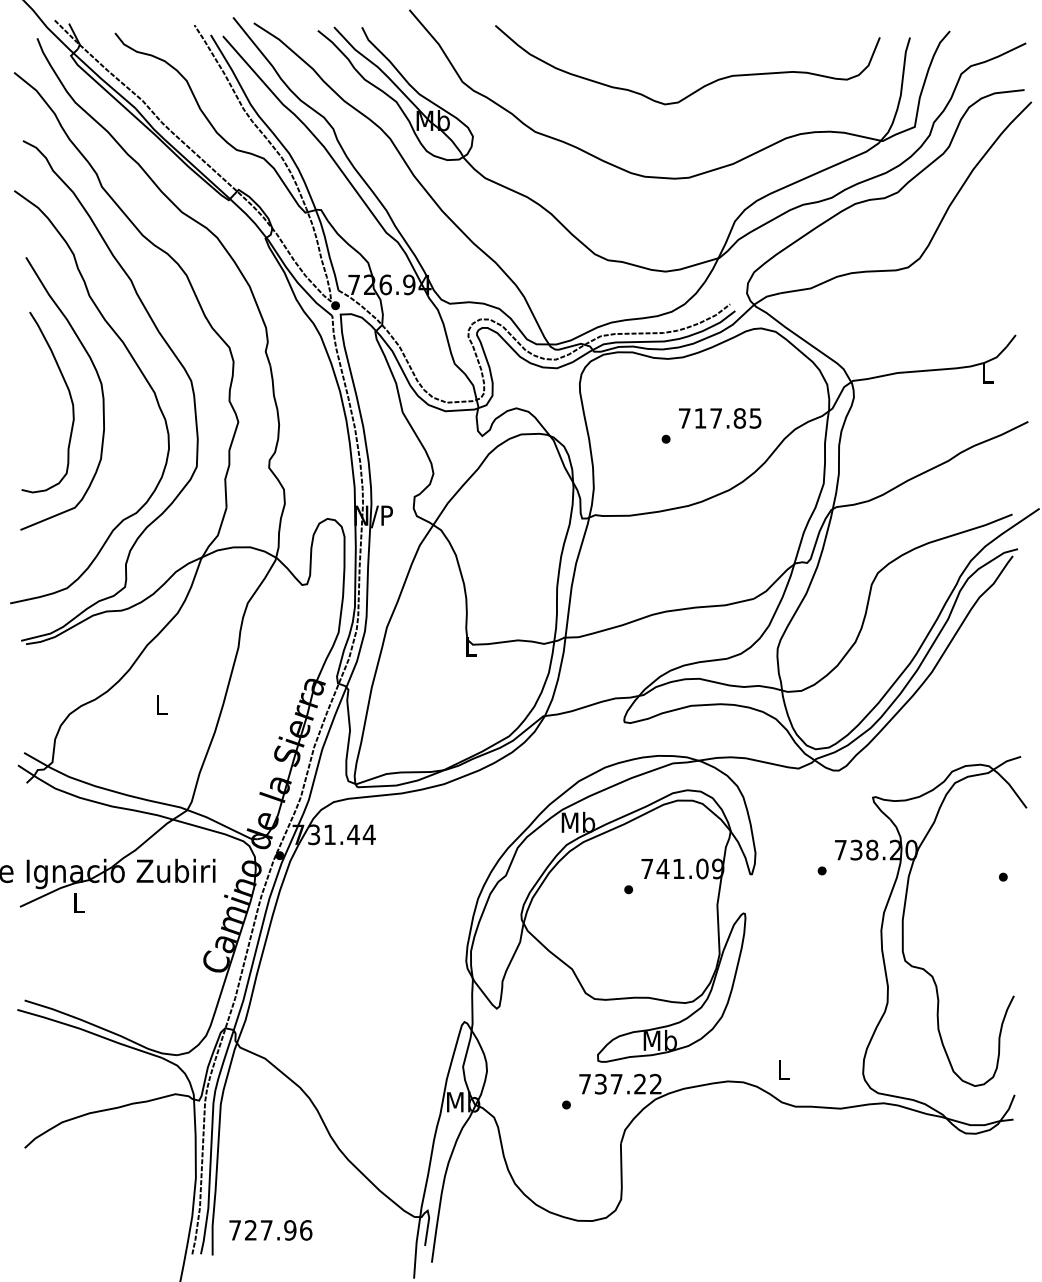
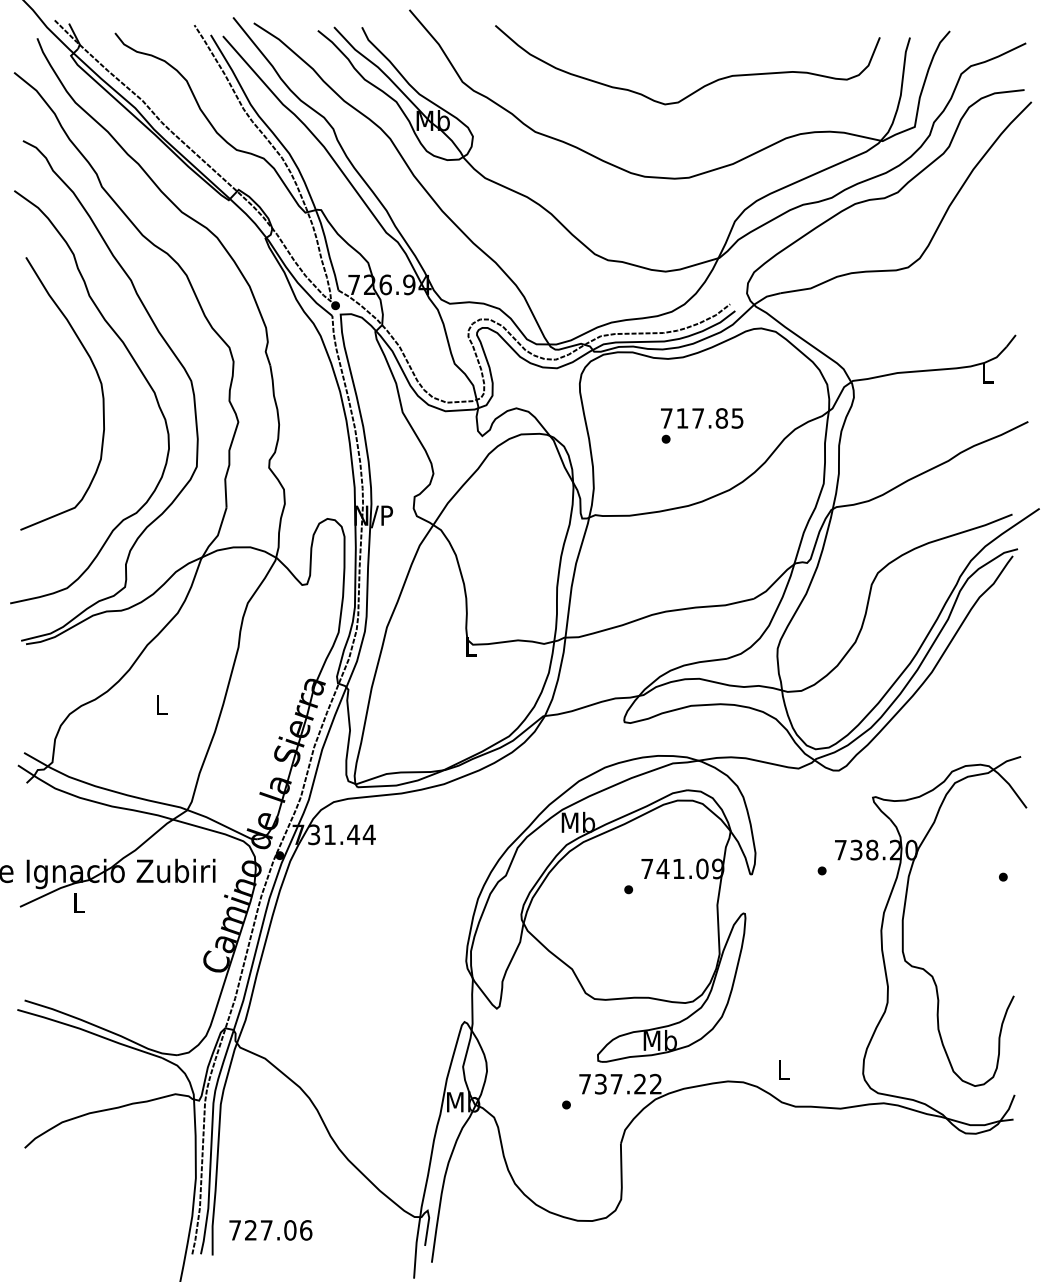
curve: present -> none (69, 396)
text position: (720, 418) -> (702, 418) (702, 418)
text: 727.96 -> 727.06 (290, 1230)
